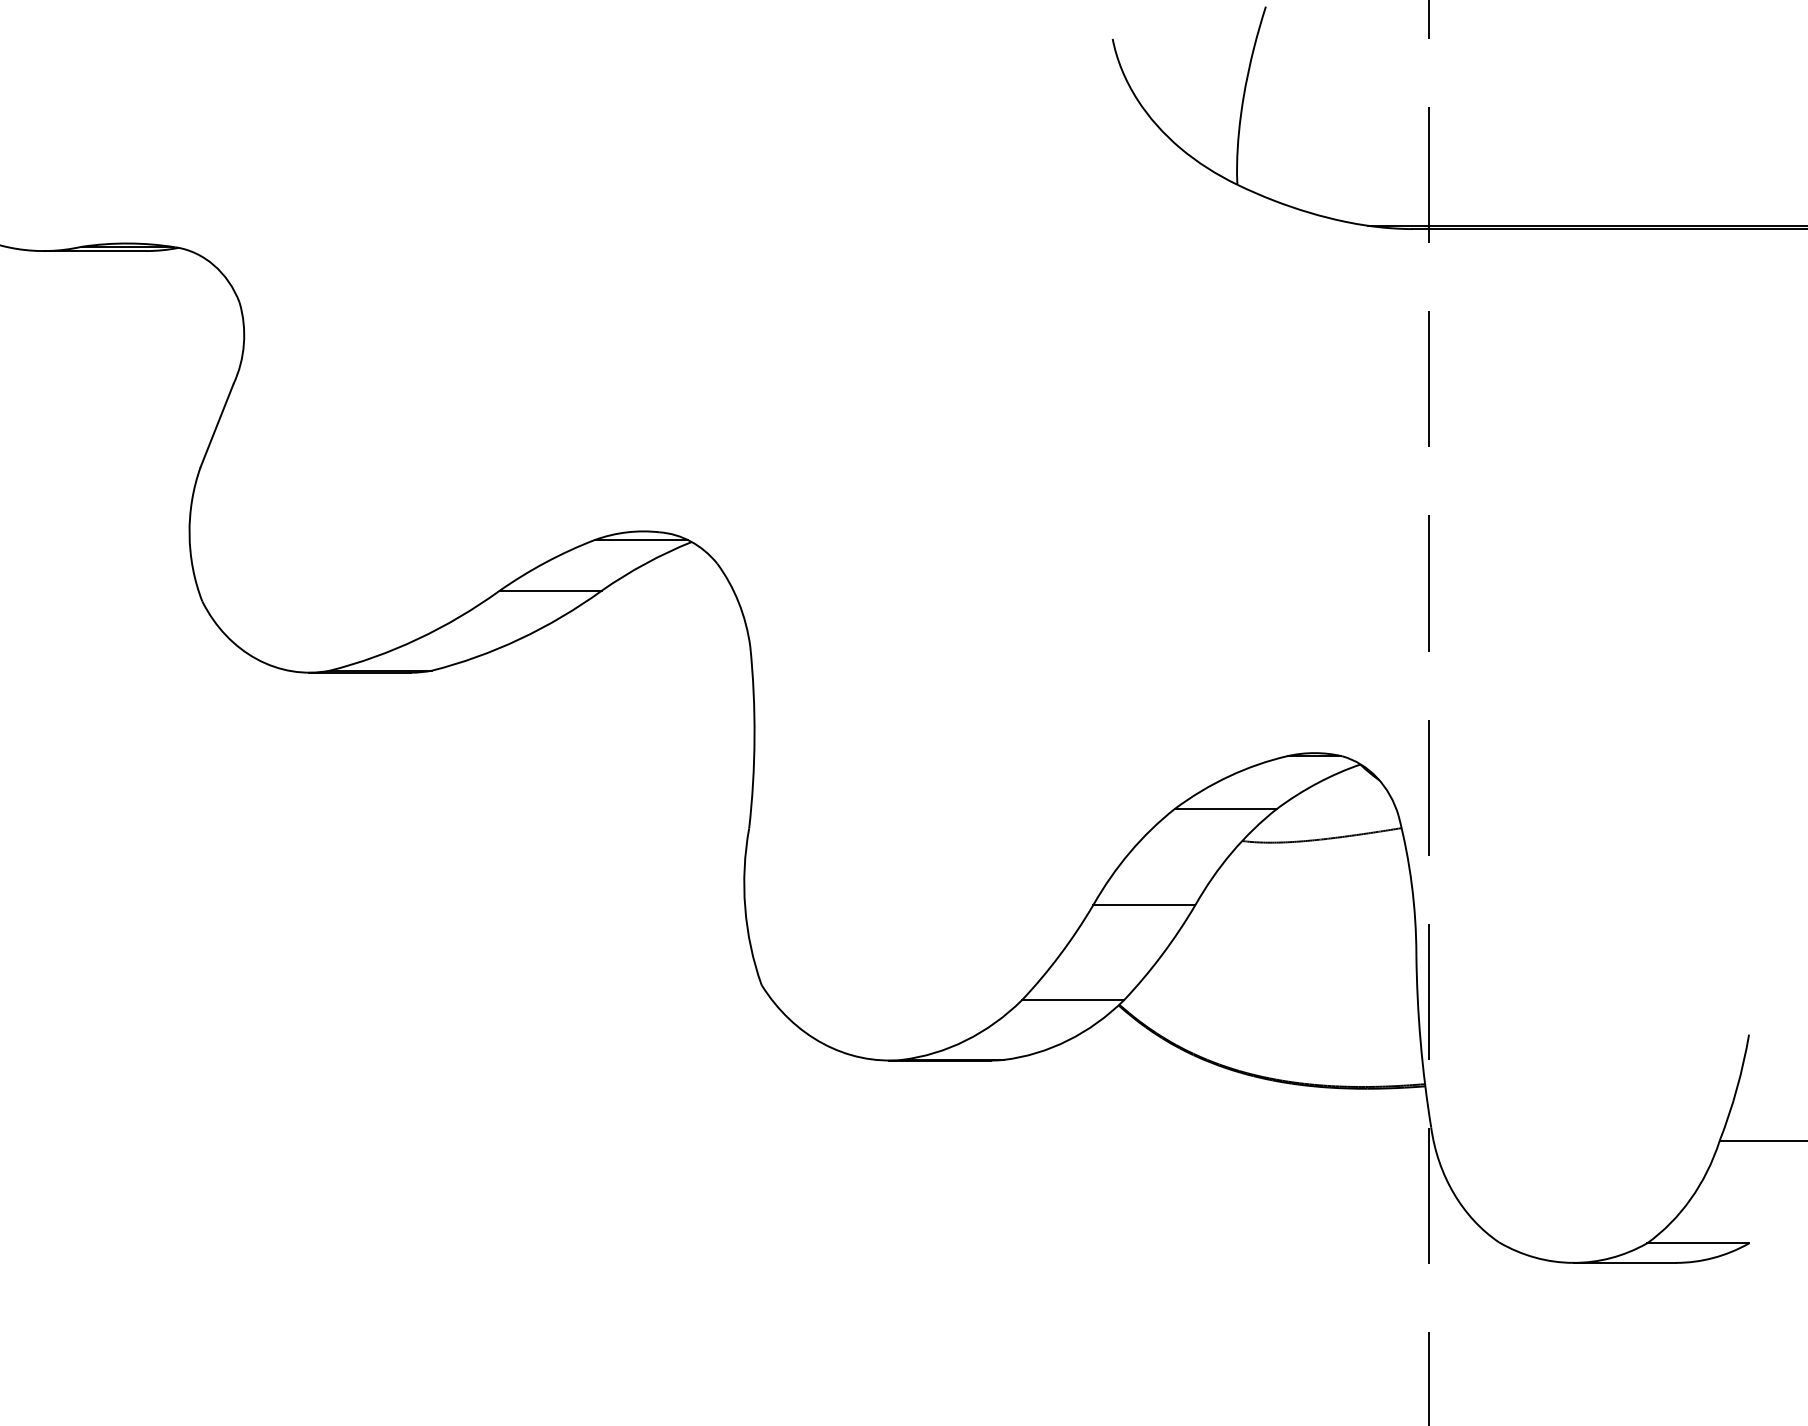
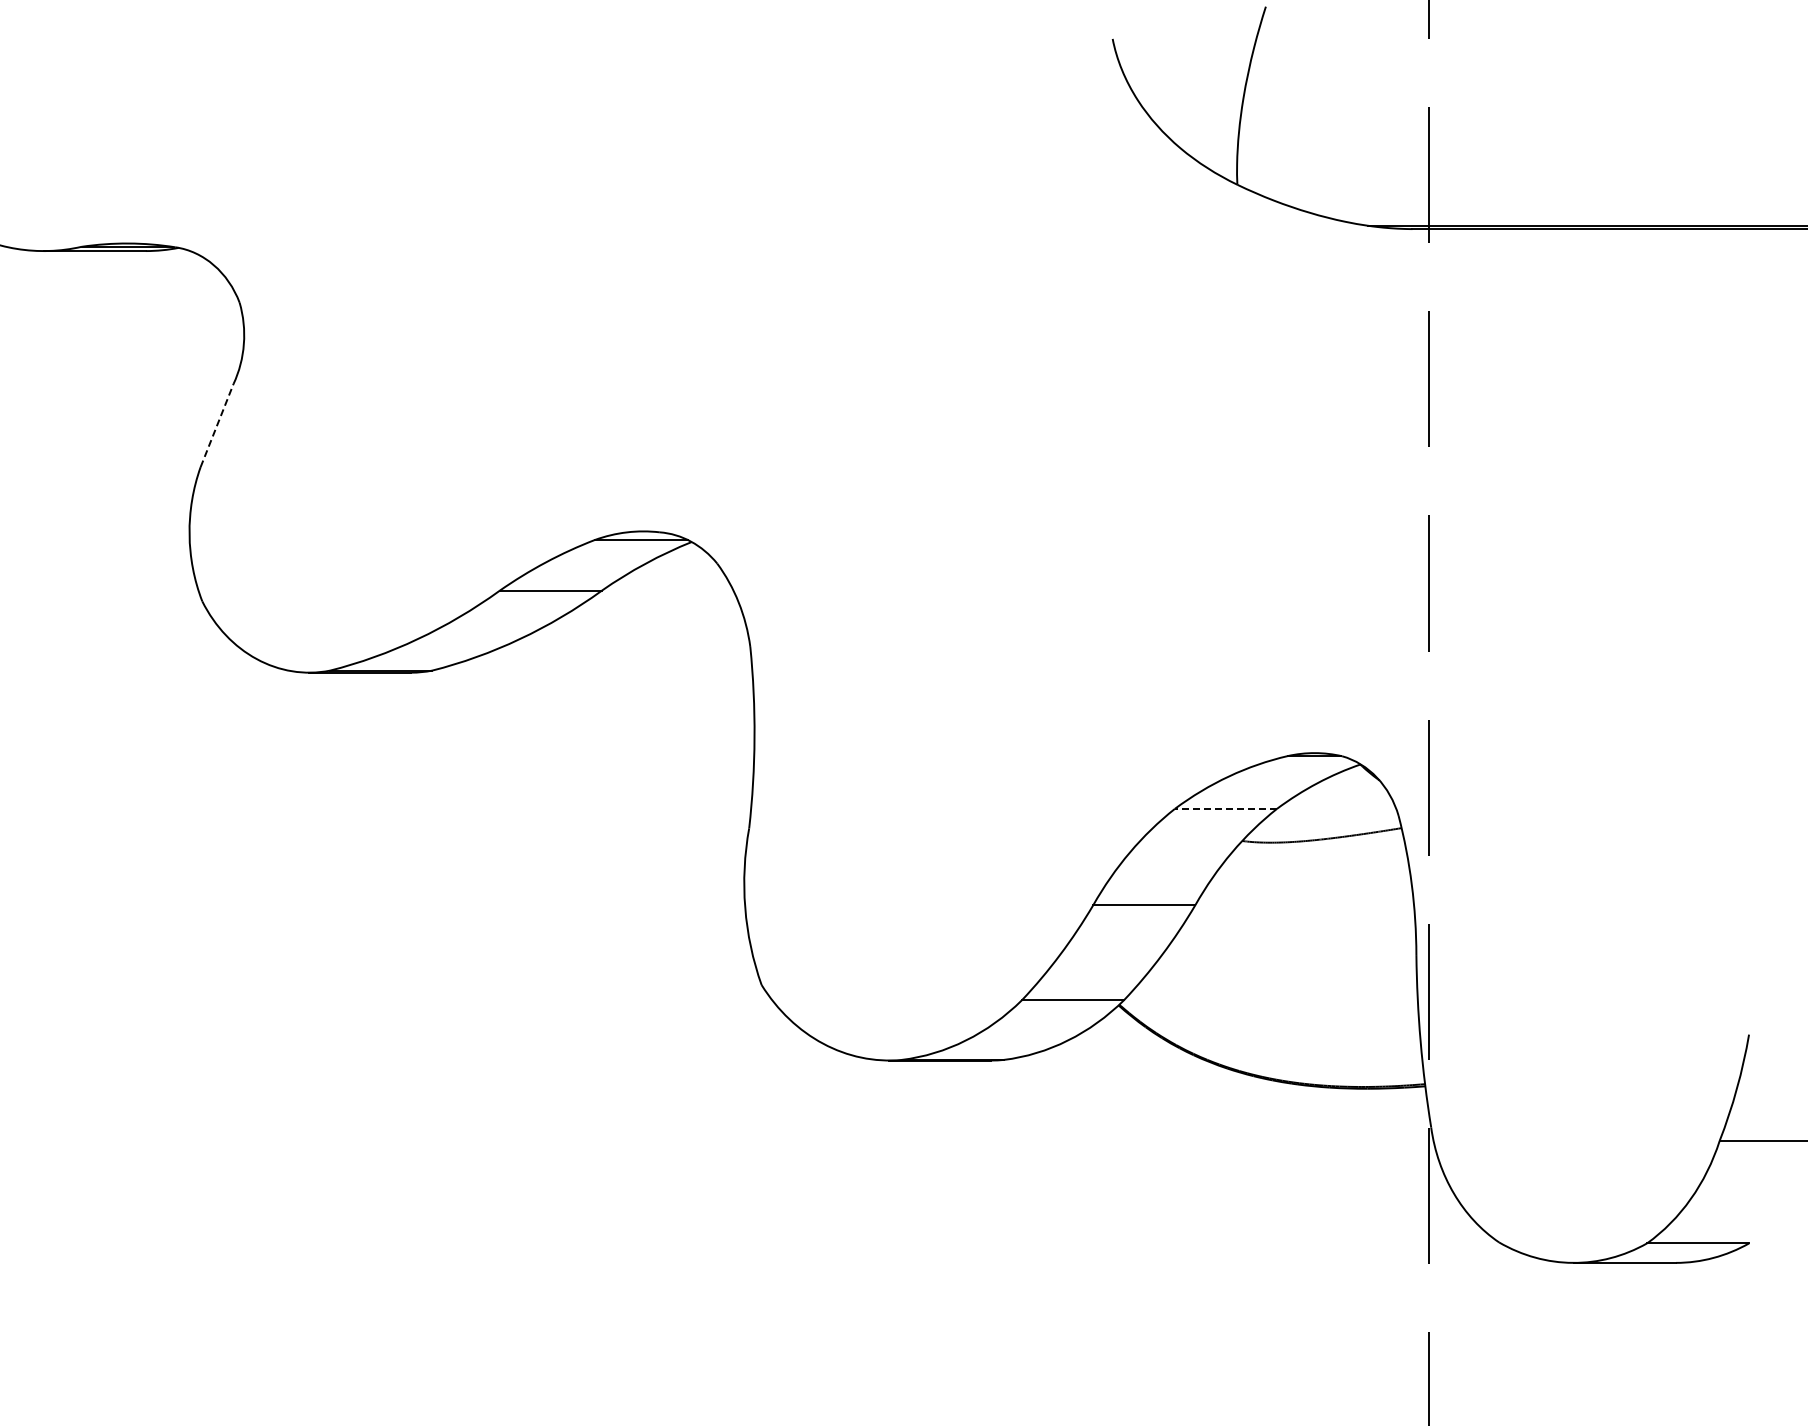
line: solid -> dashed (217, 425)
line: solid -> dashed (1225, 808)
